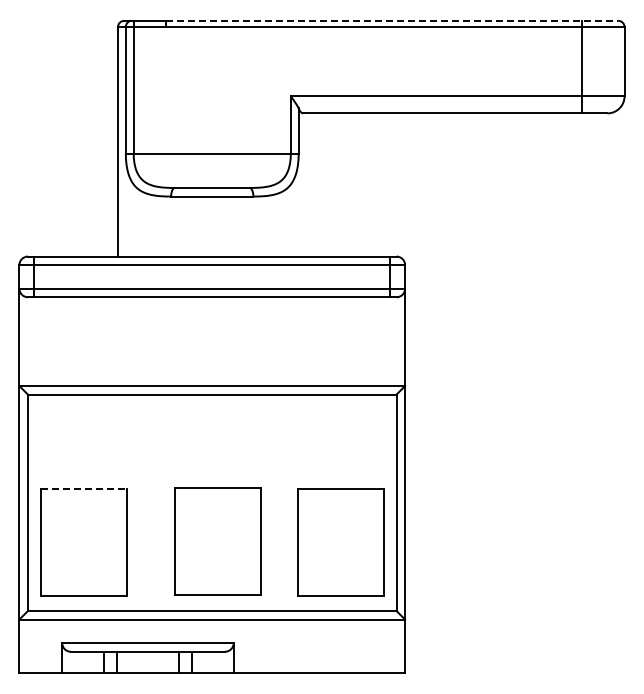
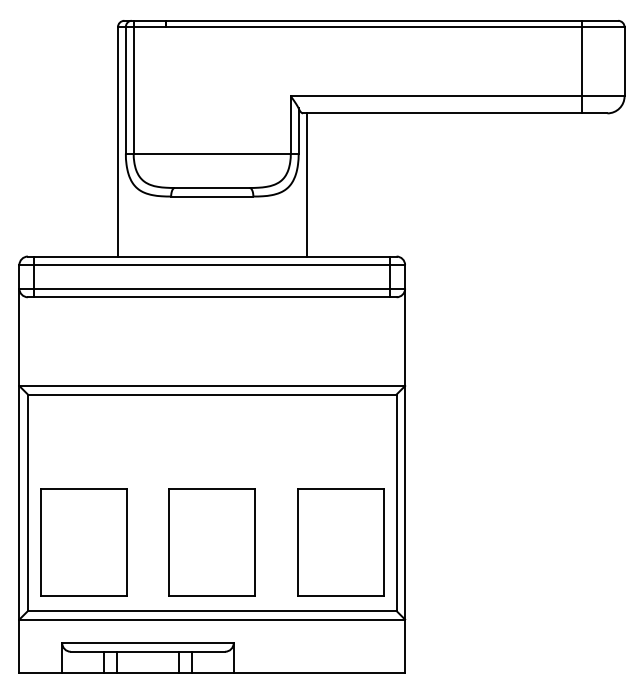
line: dashed -> solid (392, 20)
line: none -> present (306, 184)
line: dashed -> solid (83, 488)
part position: (217, 541) -> (211, 542) (211, 542)
